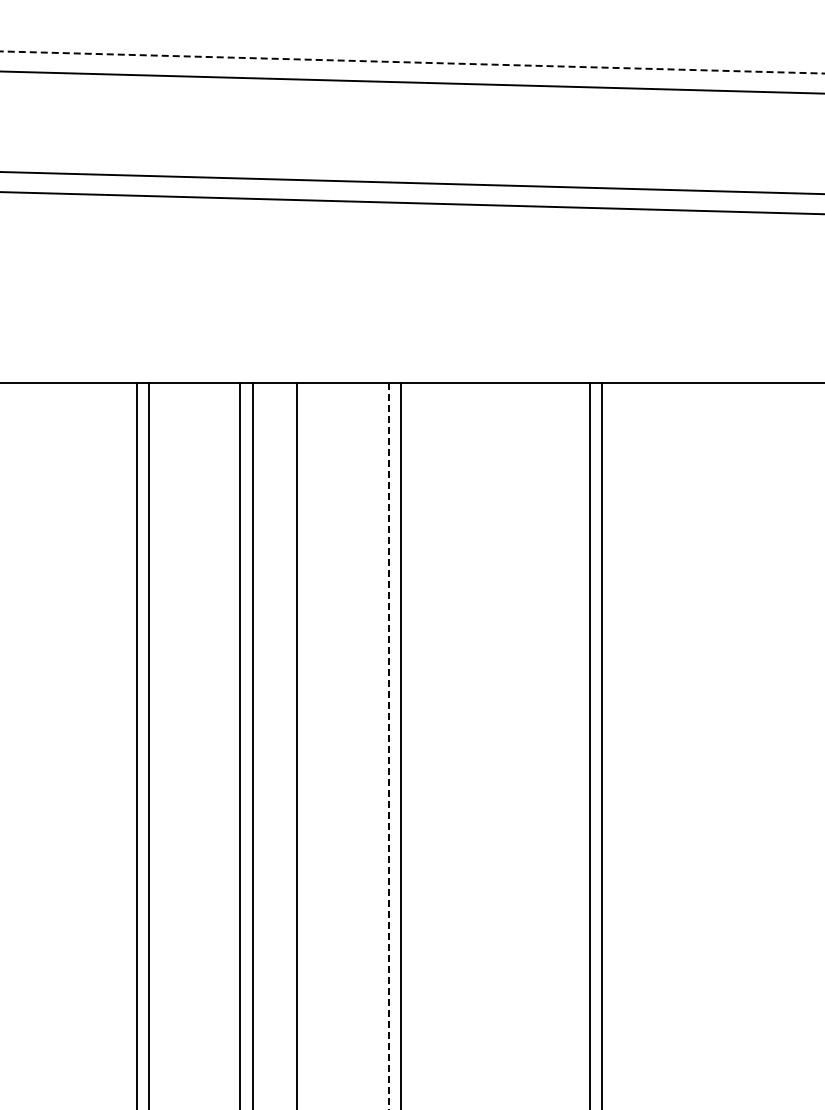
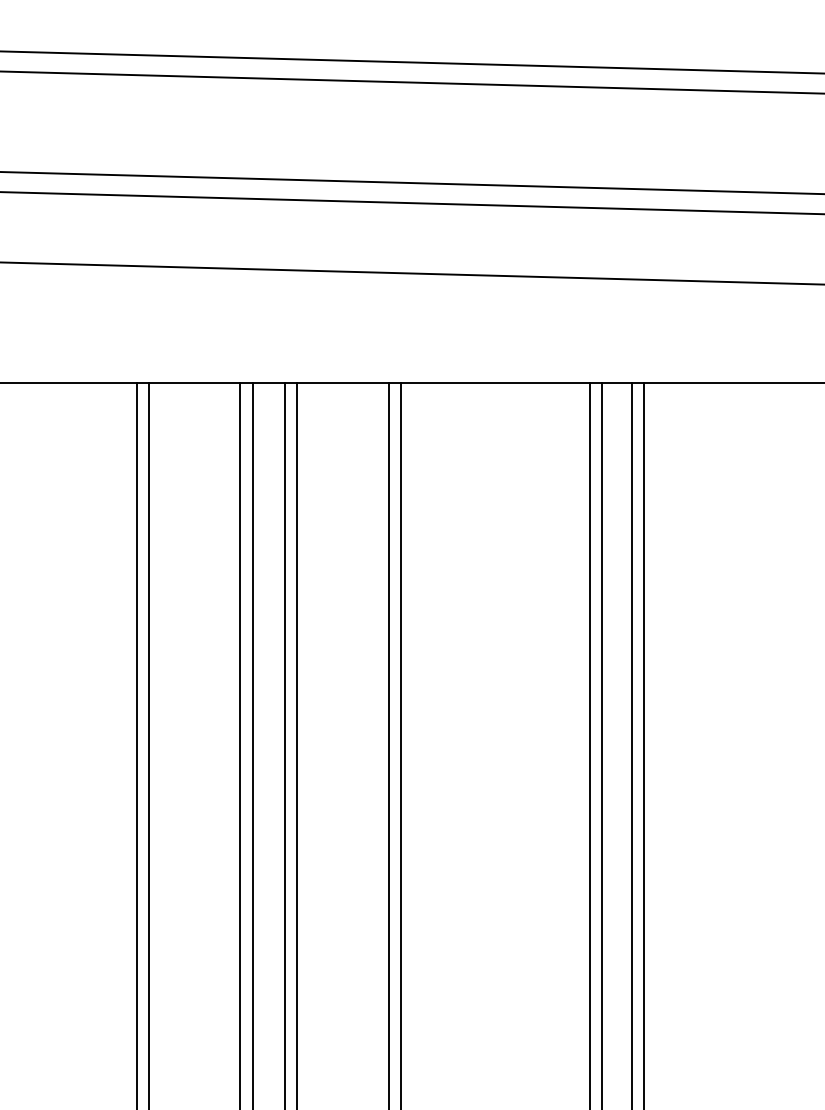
line: dashed -> solid (412, 62)
line: none -> present (411, 273)
line: none -> present (285, 744)
line: none -> present (631, 744)
line: none -> present (643, 744)
line: dashed -> solid (389, 746)
